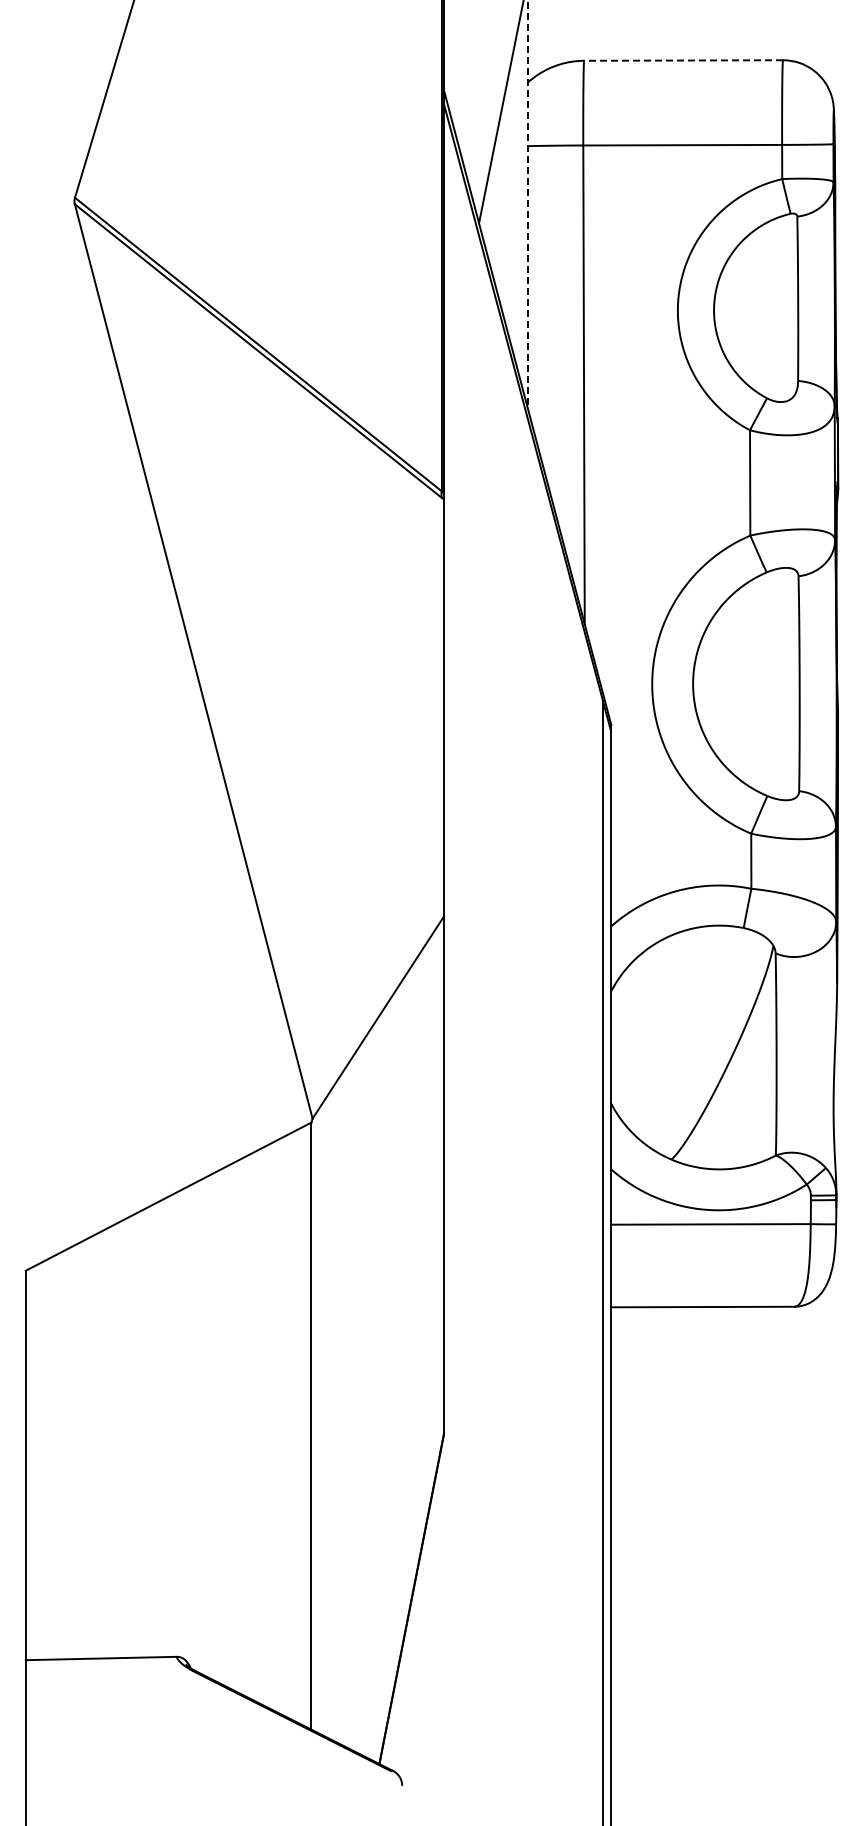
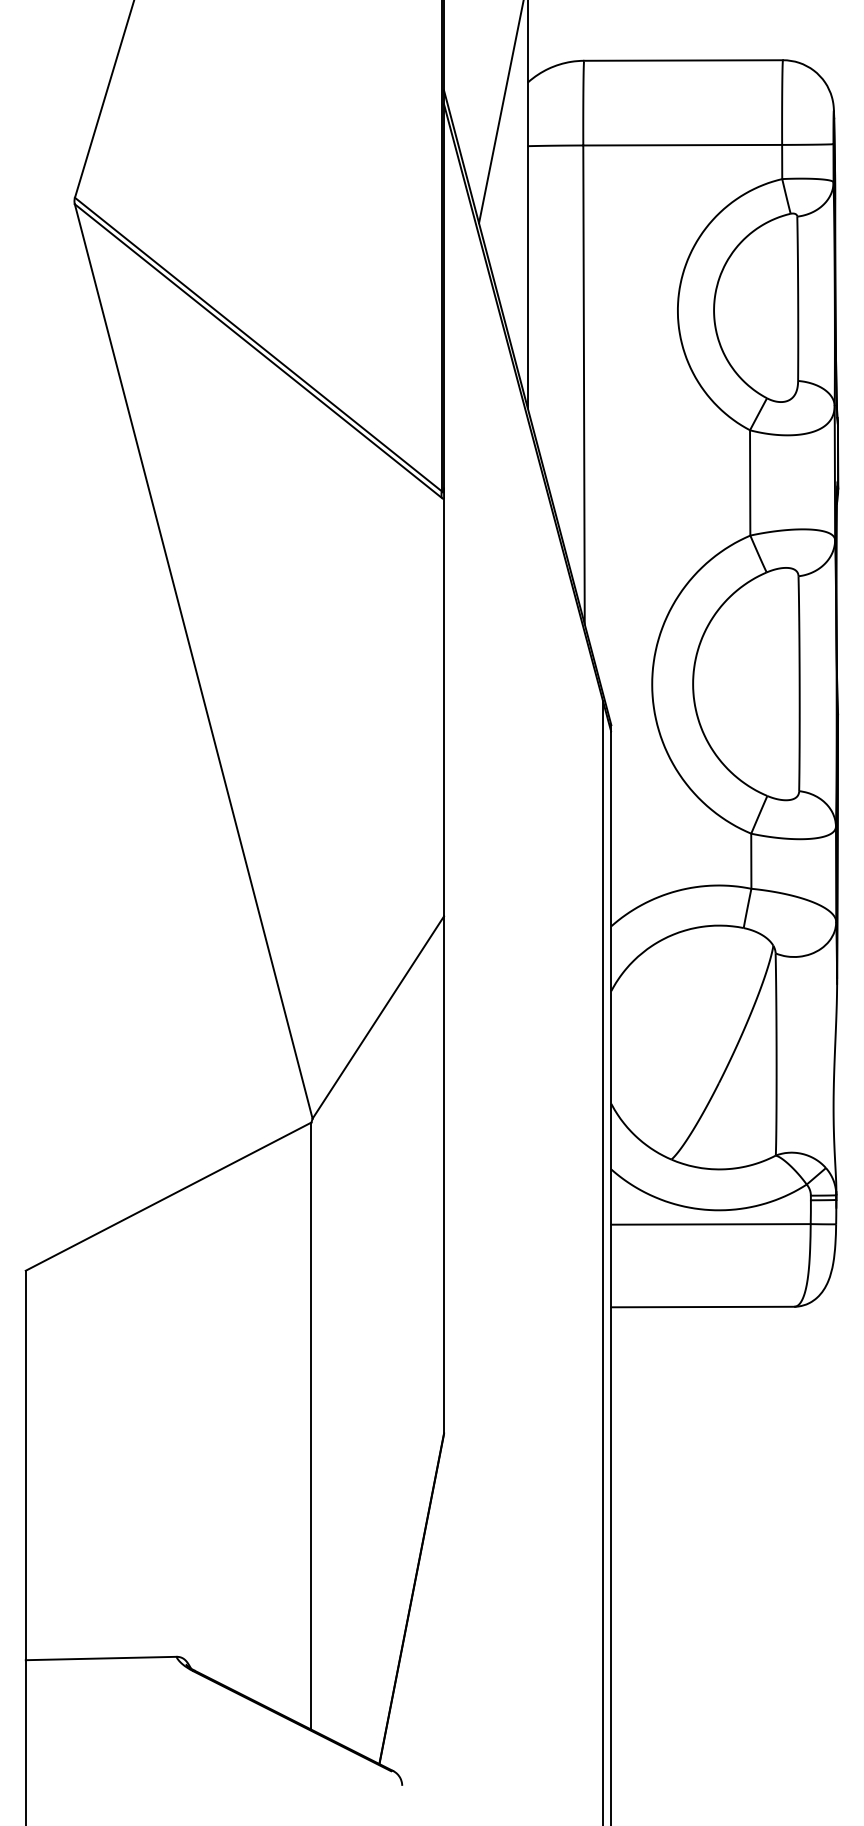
line: dashed -> solid (683, 60)
line: dashed -> solid (527, 204)
